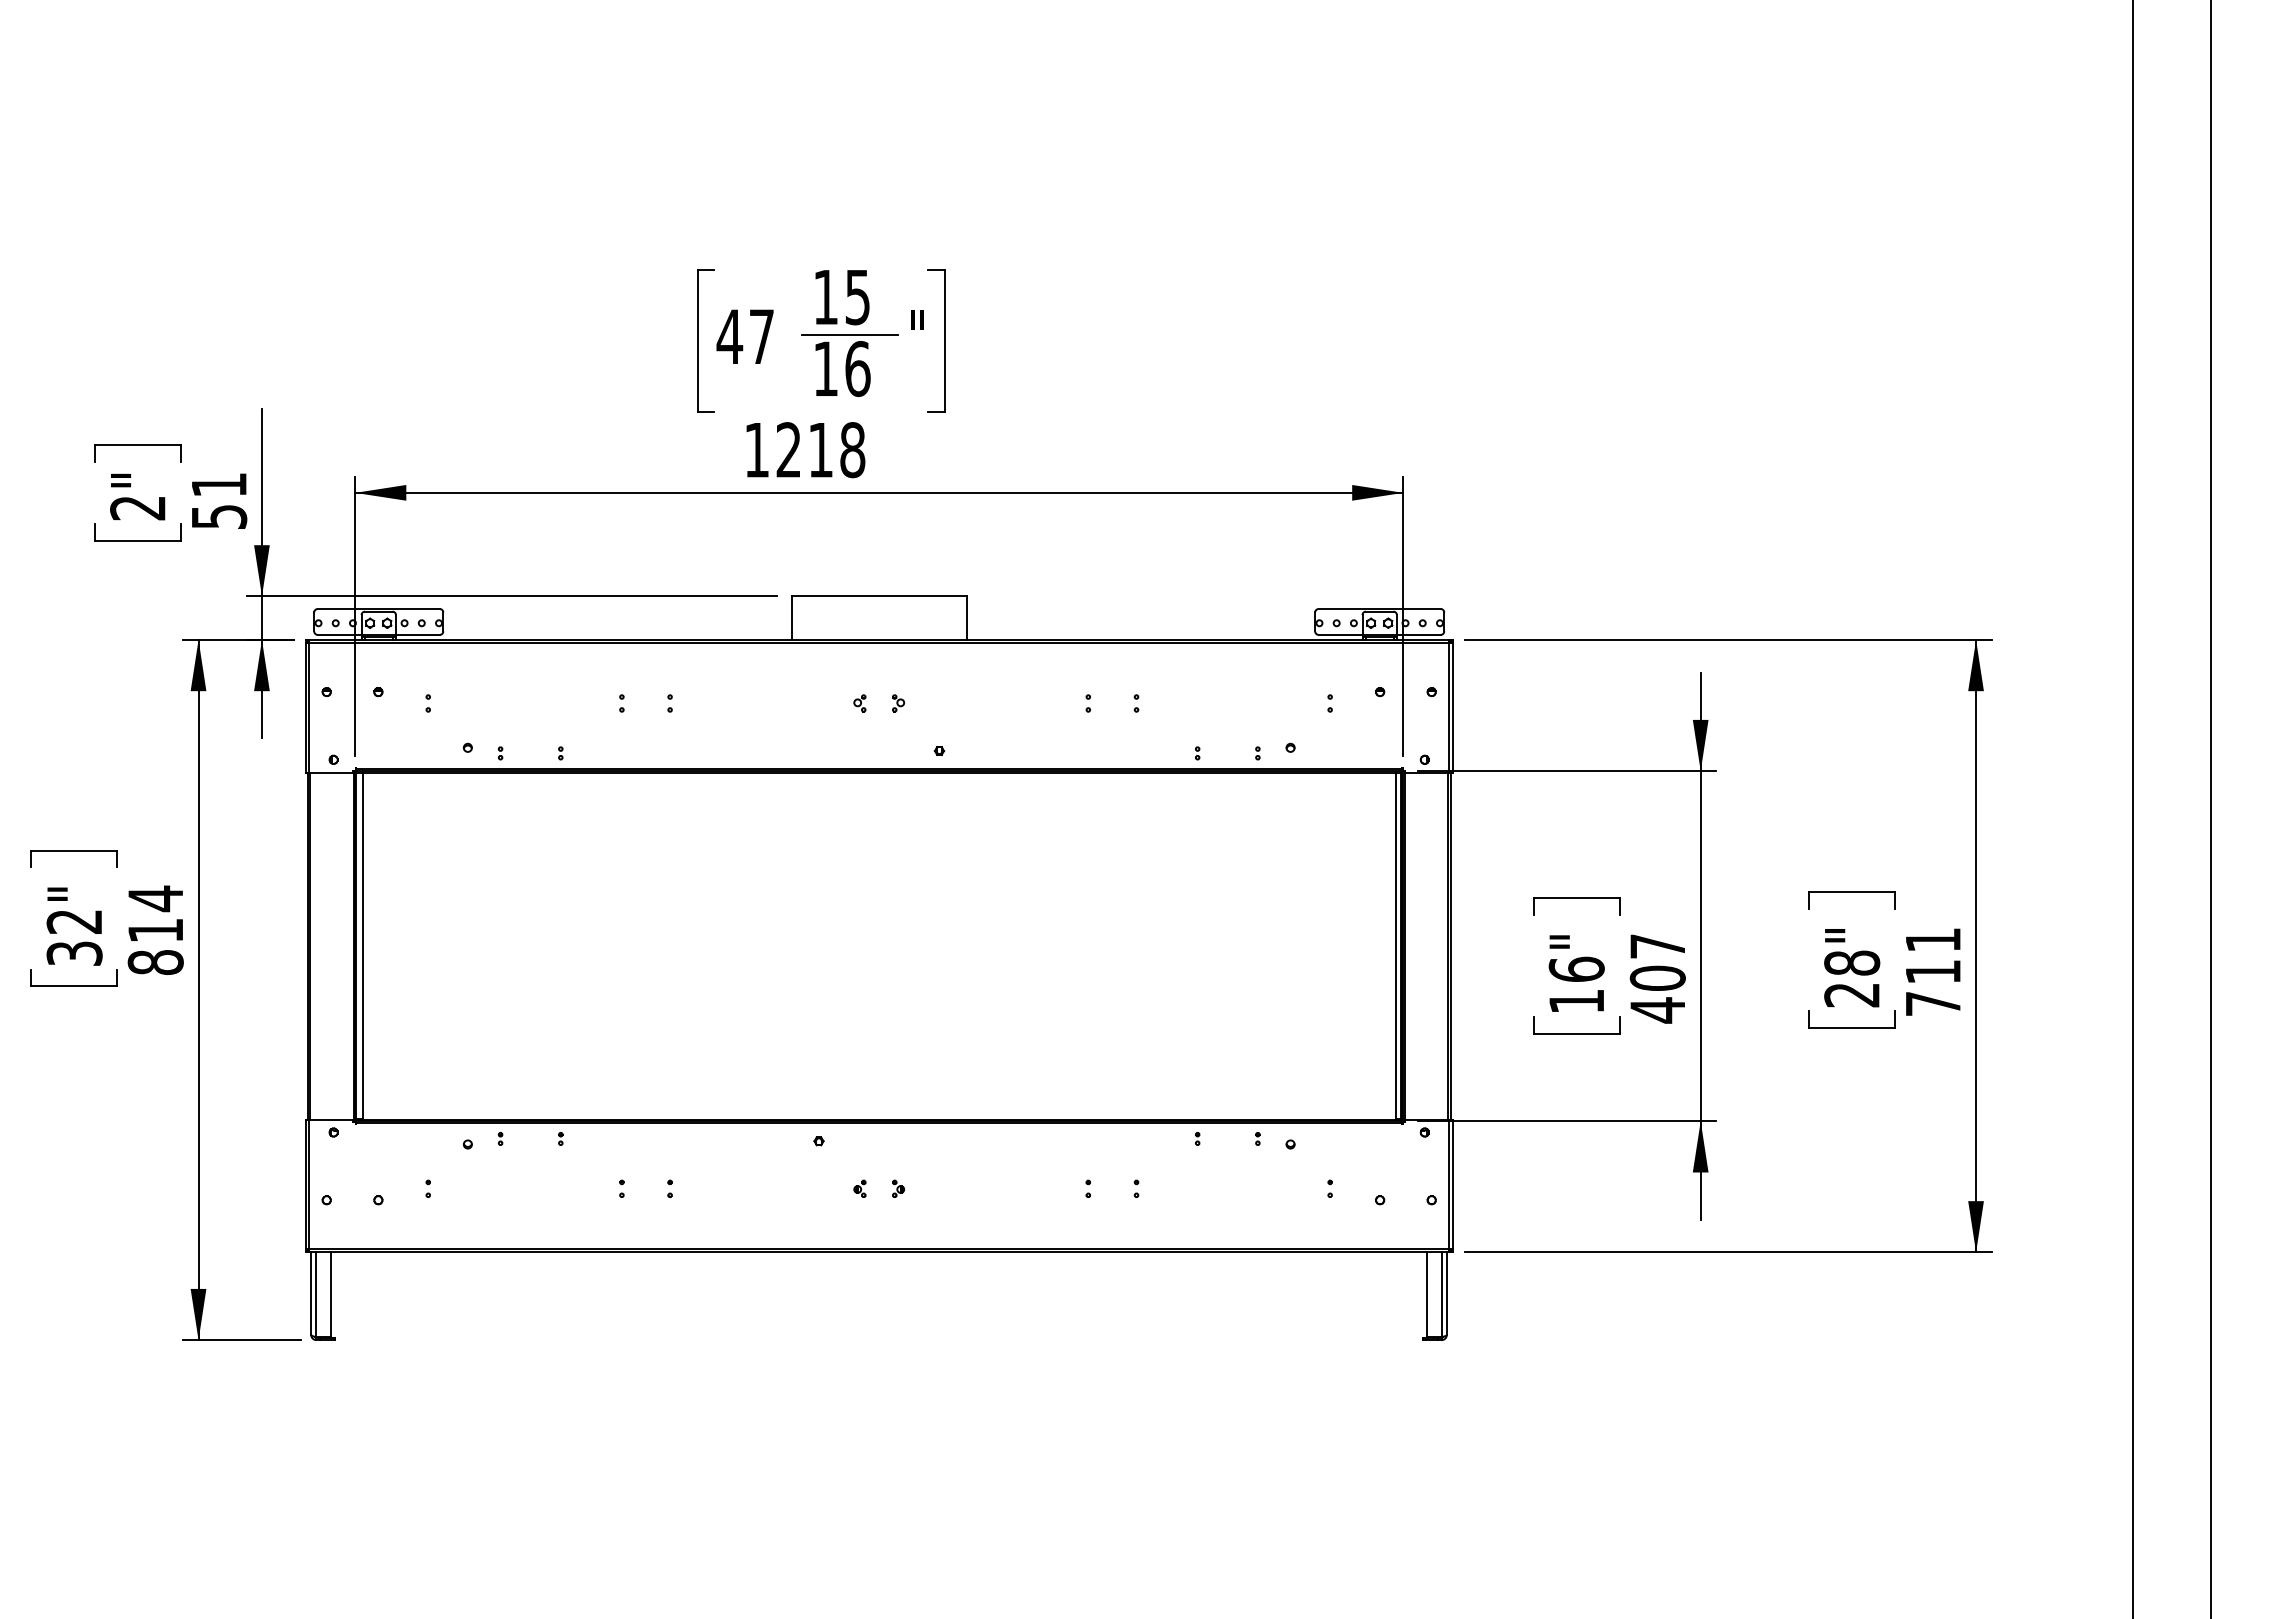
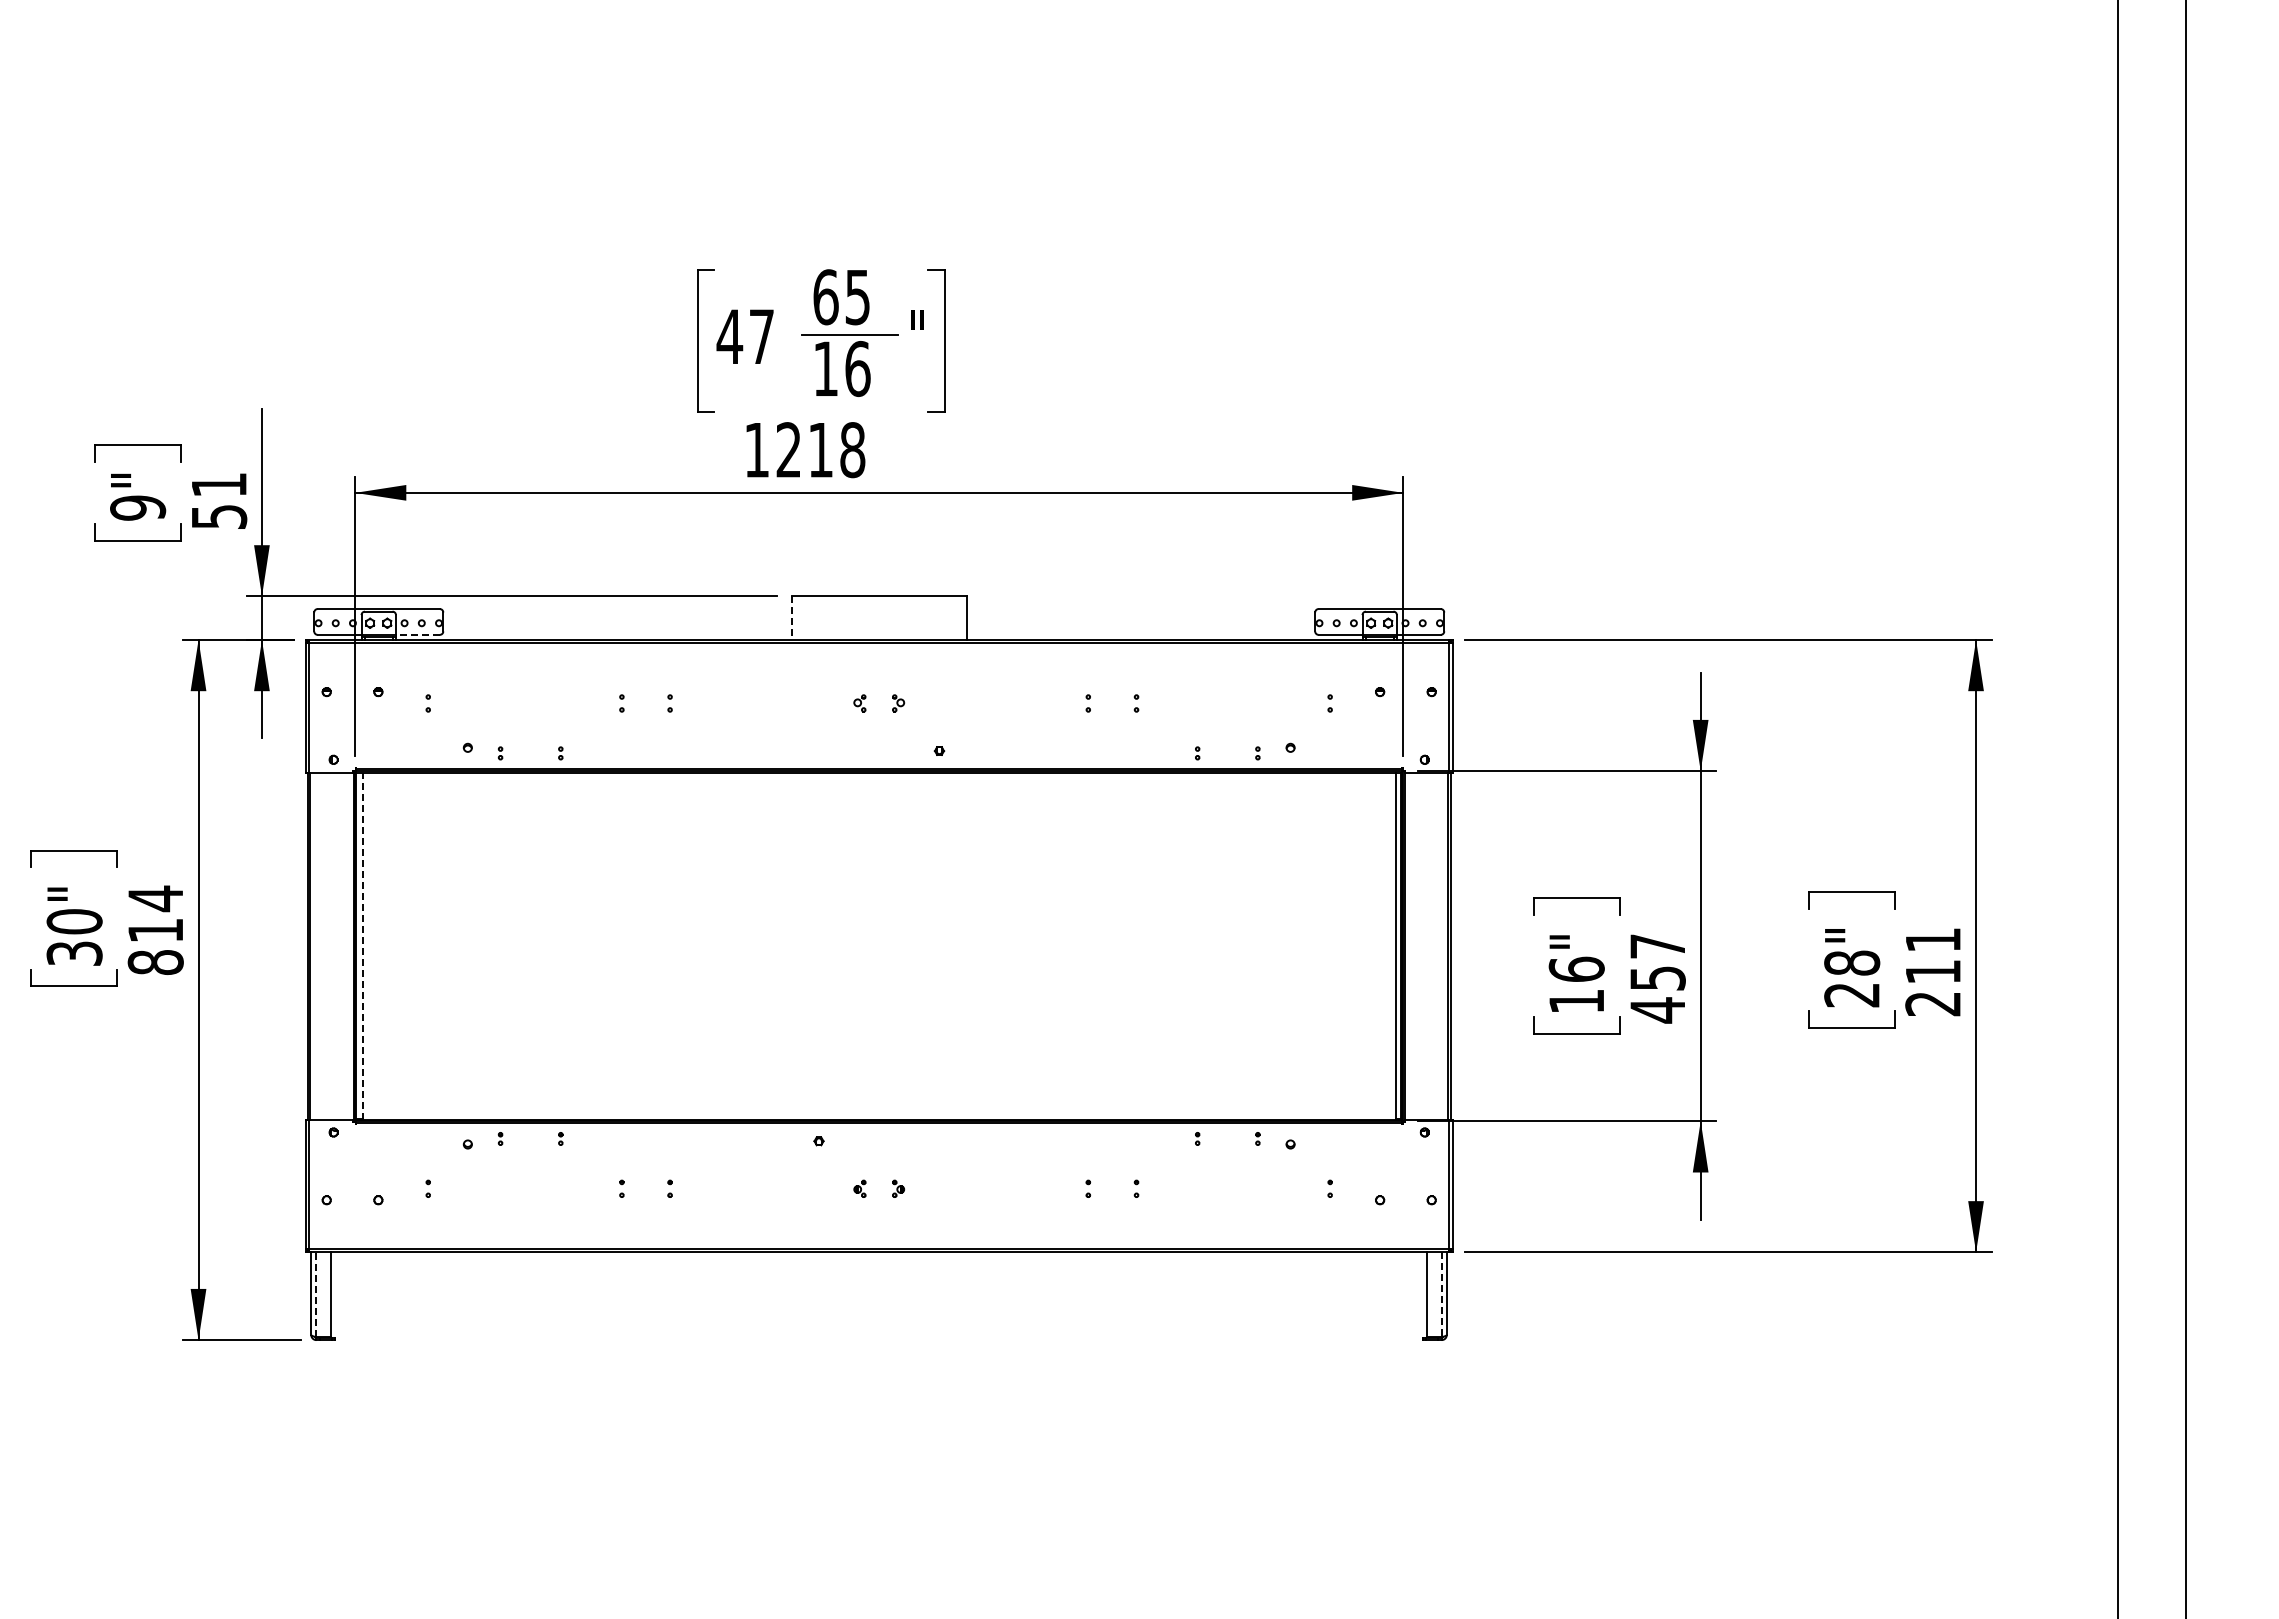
text: 15 -> 65 (825, 297)
text: 2" -> 9" (138, 507)
line: solid -> dashed (791, 618)
line: solid -> dashed (417, 634)
line position: (2133, 808) -> (2118, 808) (2118, 808)
line position: (2210, 808) -> (2185, 808) (2185, 808)
text: 32" -> 30" (74, 921)
line: solid -> dashed (362, 945)
text: 407 -> 457 (1657, 977)
text: 711 -> 211 (1932, 1004)
line: solid -> dashed (316, 1294)
line: solid -> dashed (1441, 1295)
